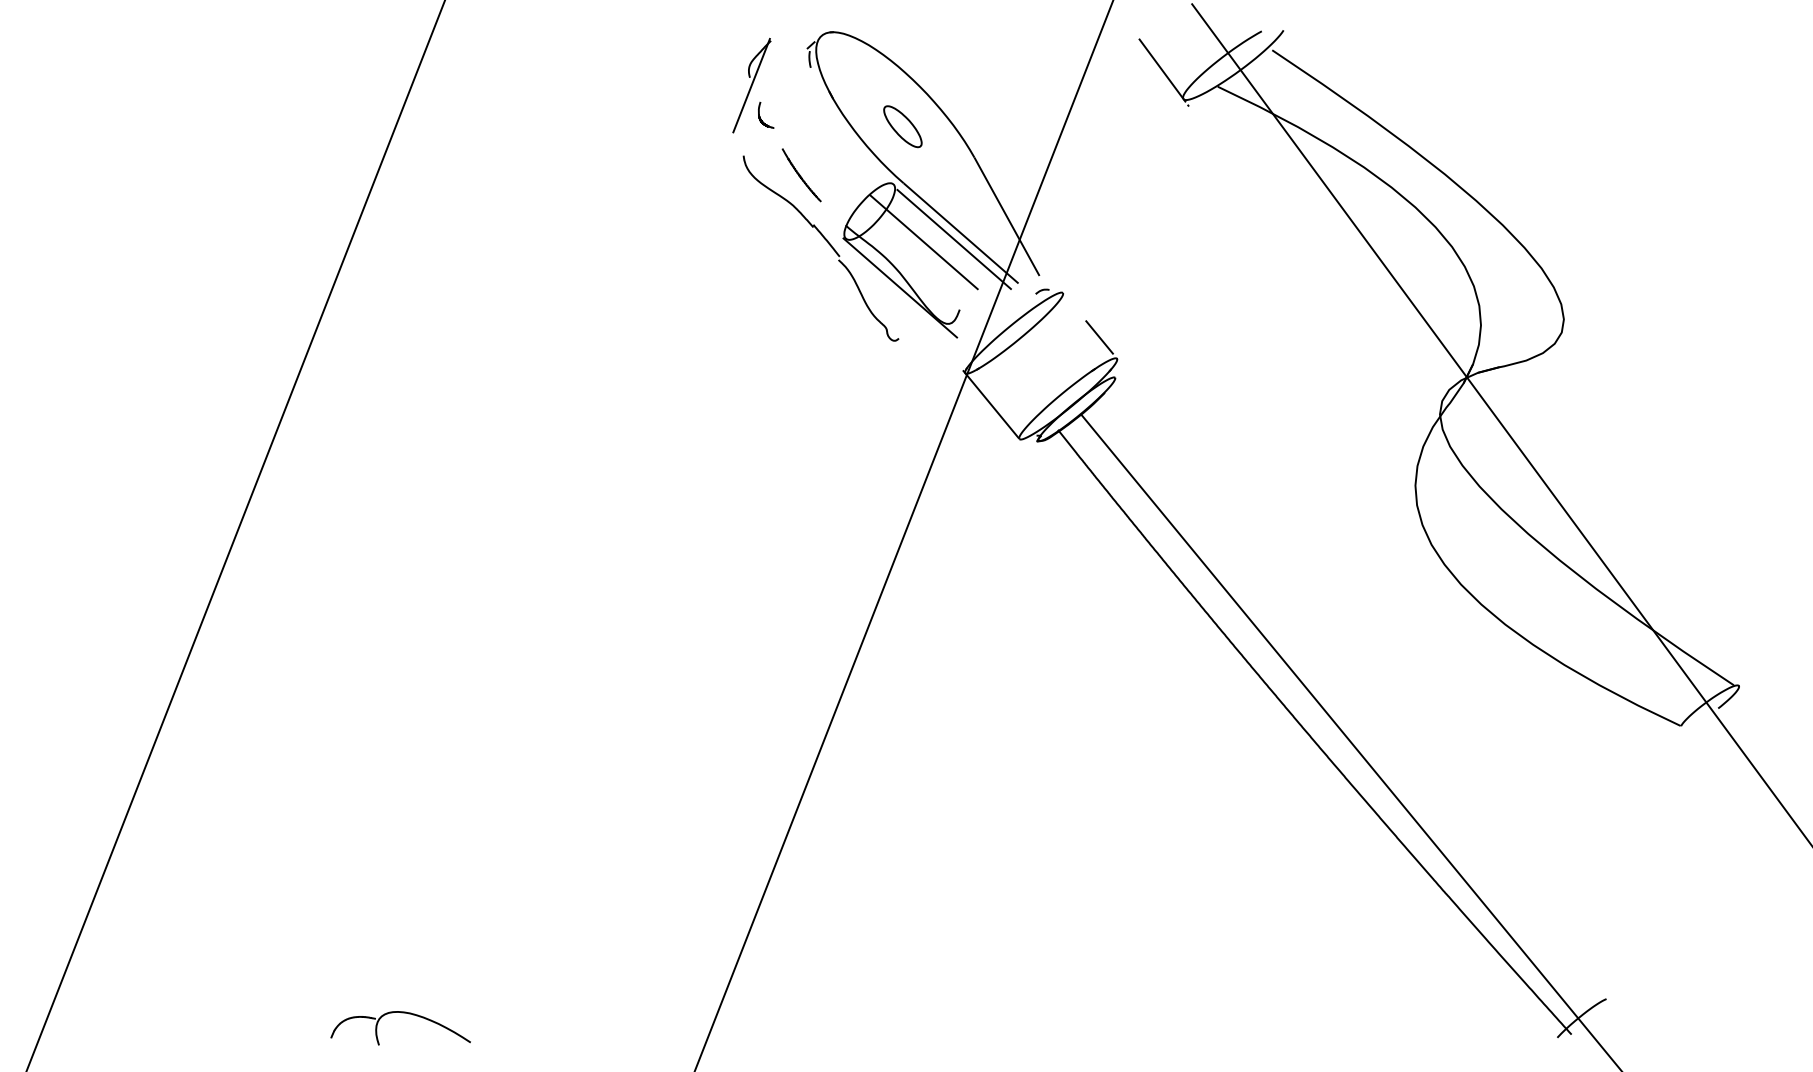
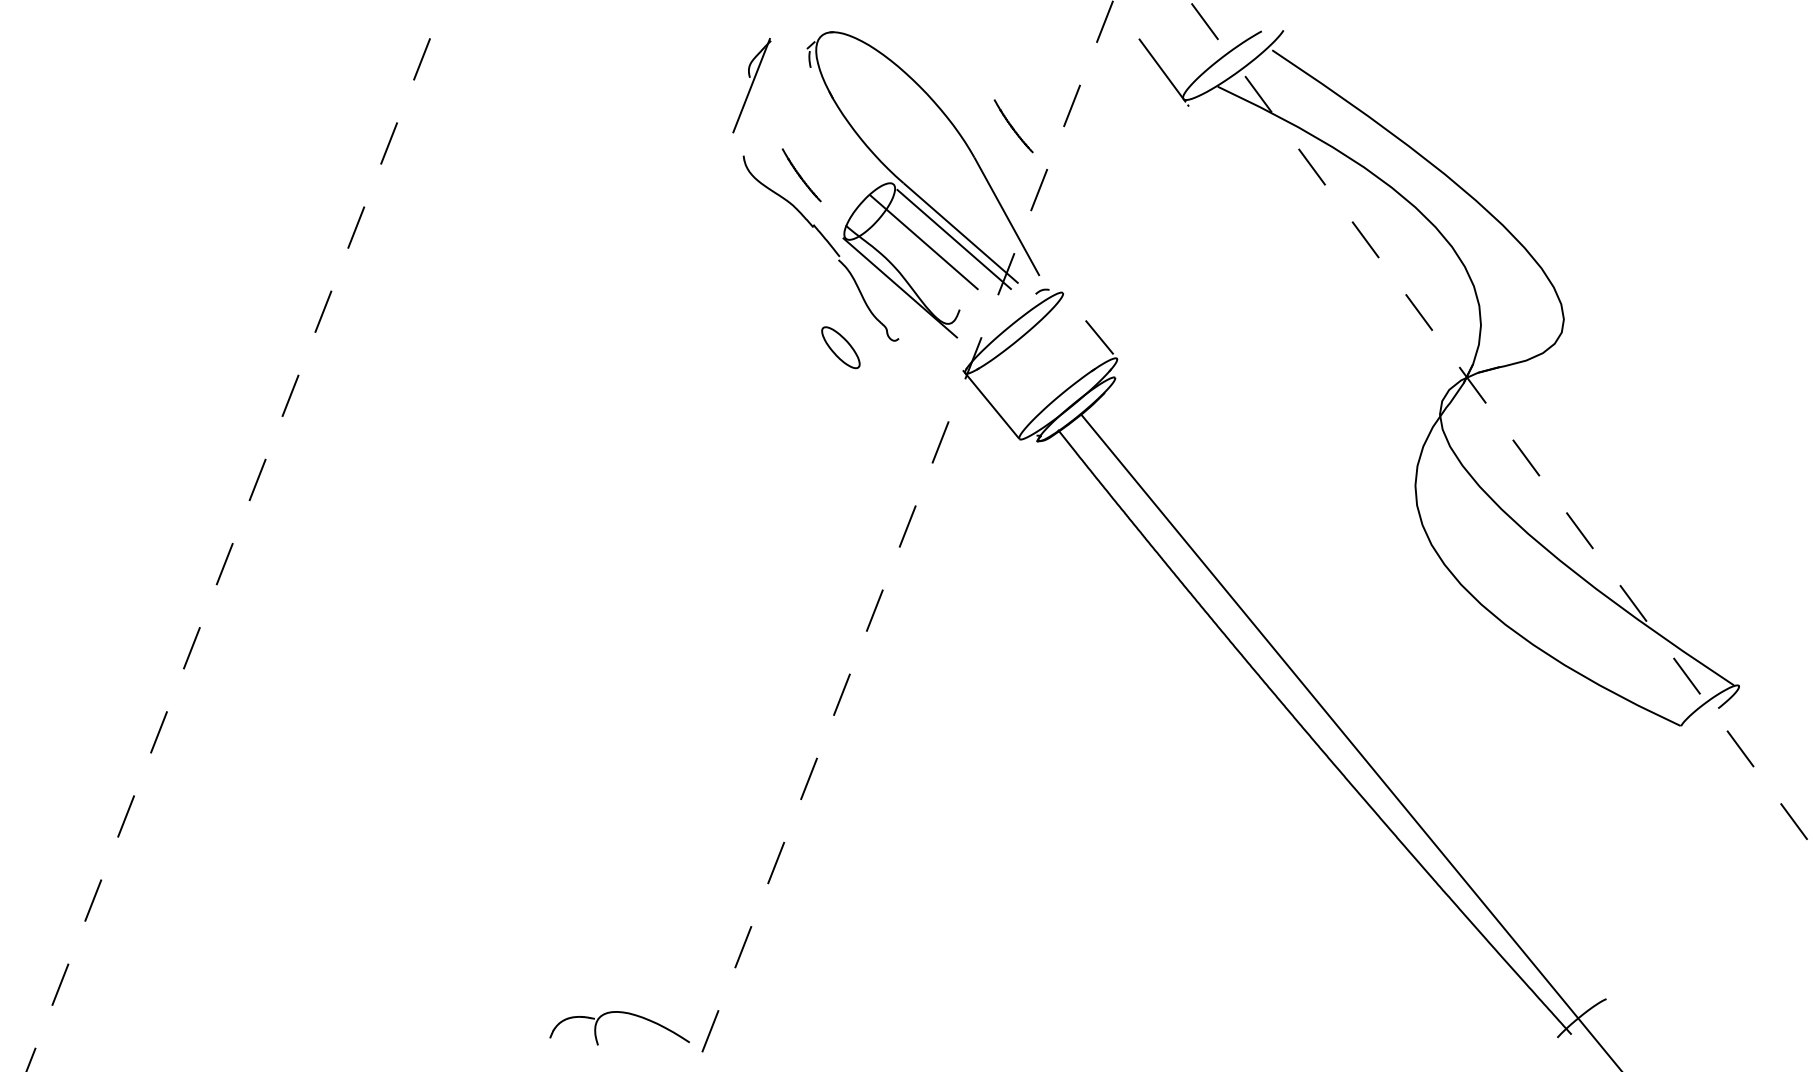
curve: present -> none (760, 116)
part position: (902, 126) -> (840, 347) (840, 347)
curve: none -> present (1012, 126)
line: solid -> dashed (1502, 425)
line: solid -> dashed (904, 535)
line: solid -> dashed (235, 536)
part position: (401, 1013) -> (620, 1013) (620, 1013)
